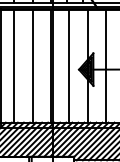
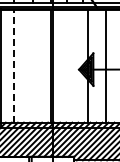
line: solid -> dashed (14, 65)
line: present -> none (32, 66)
line: present -> none (69, 66)
